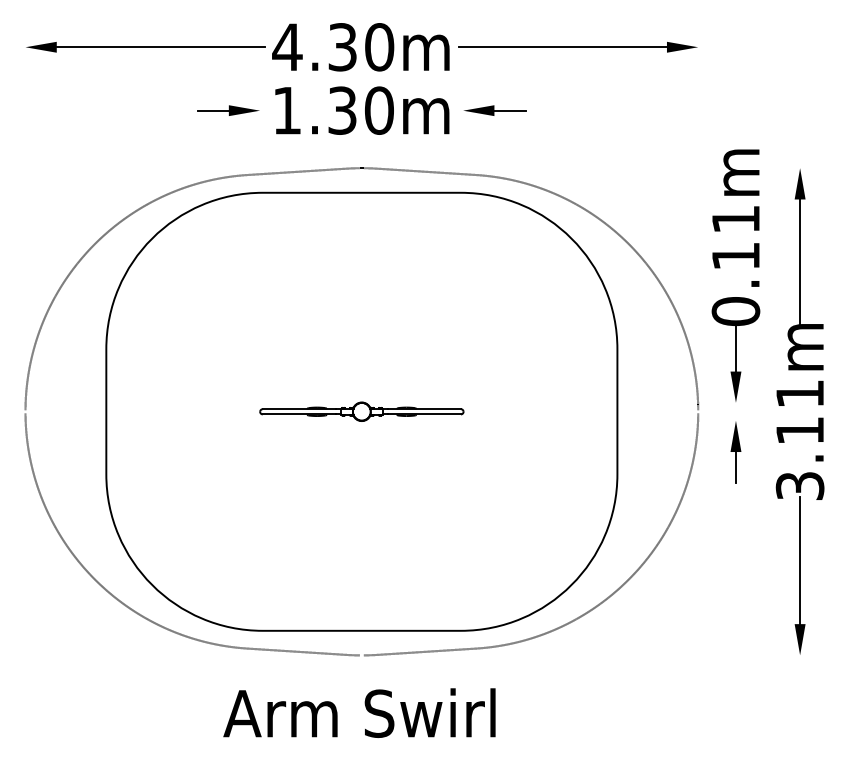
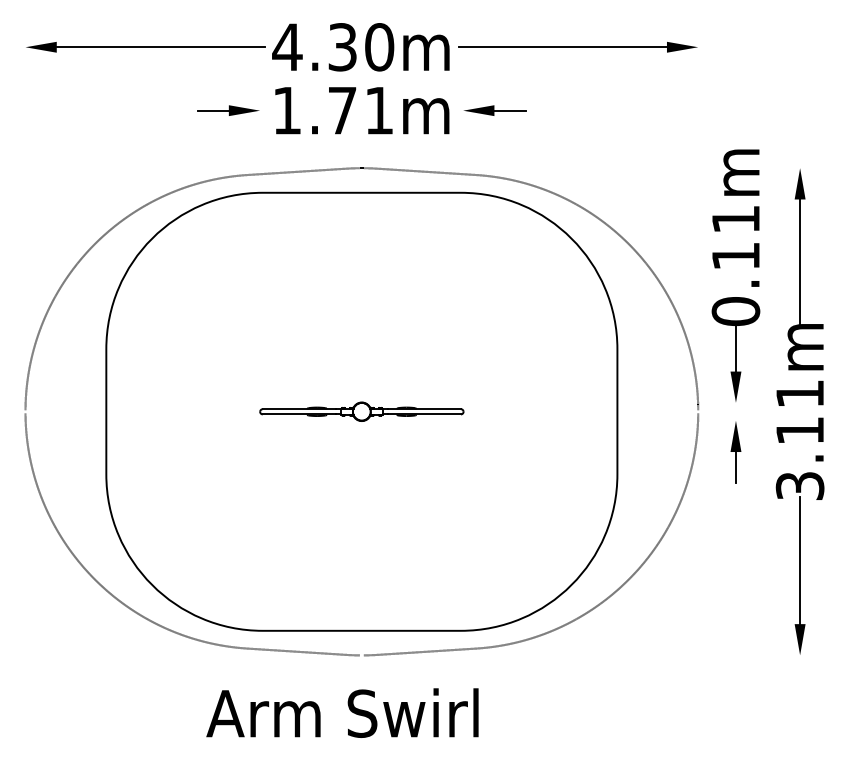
text: 1.30m -> 1.71m (360, 110)
text position: (359, 712) -> (342, 712) (342, 712)
